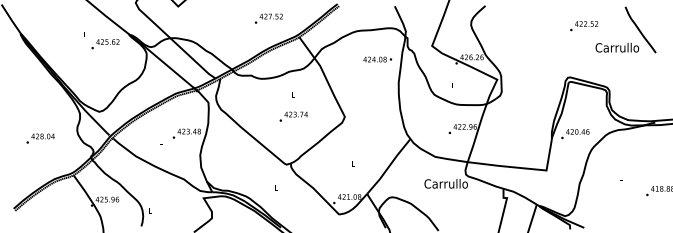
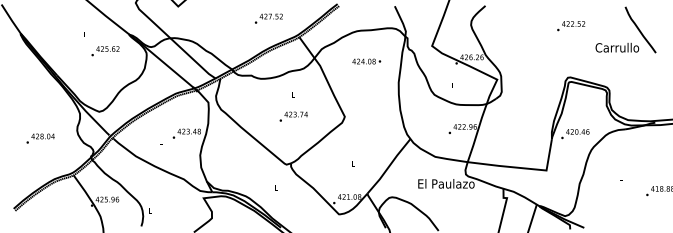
text position: (584, 26) -> (571, 26) (571, 26)
text position: (105, 44) -> (105, 51) (105, 51)
text position: (377, 59) -> (366, 61) (366, 61)
text: Carrullo -> El Paulazo (446, 183)
